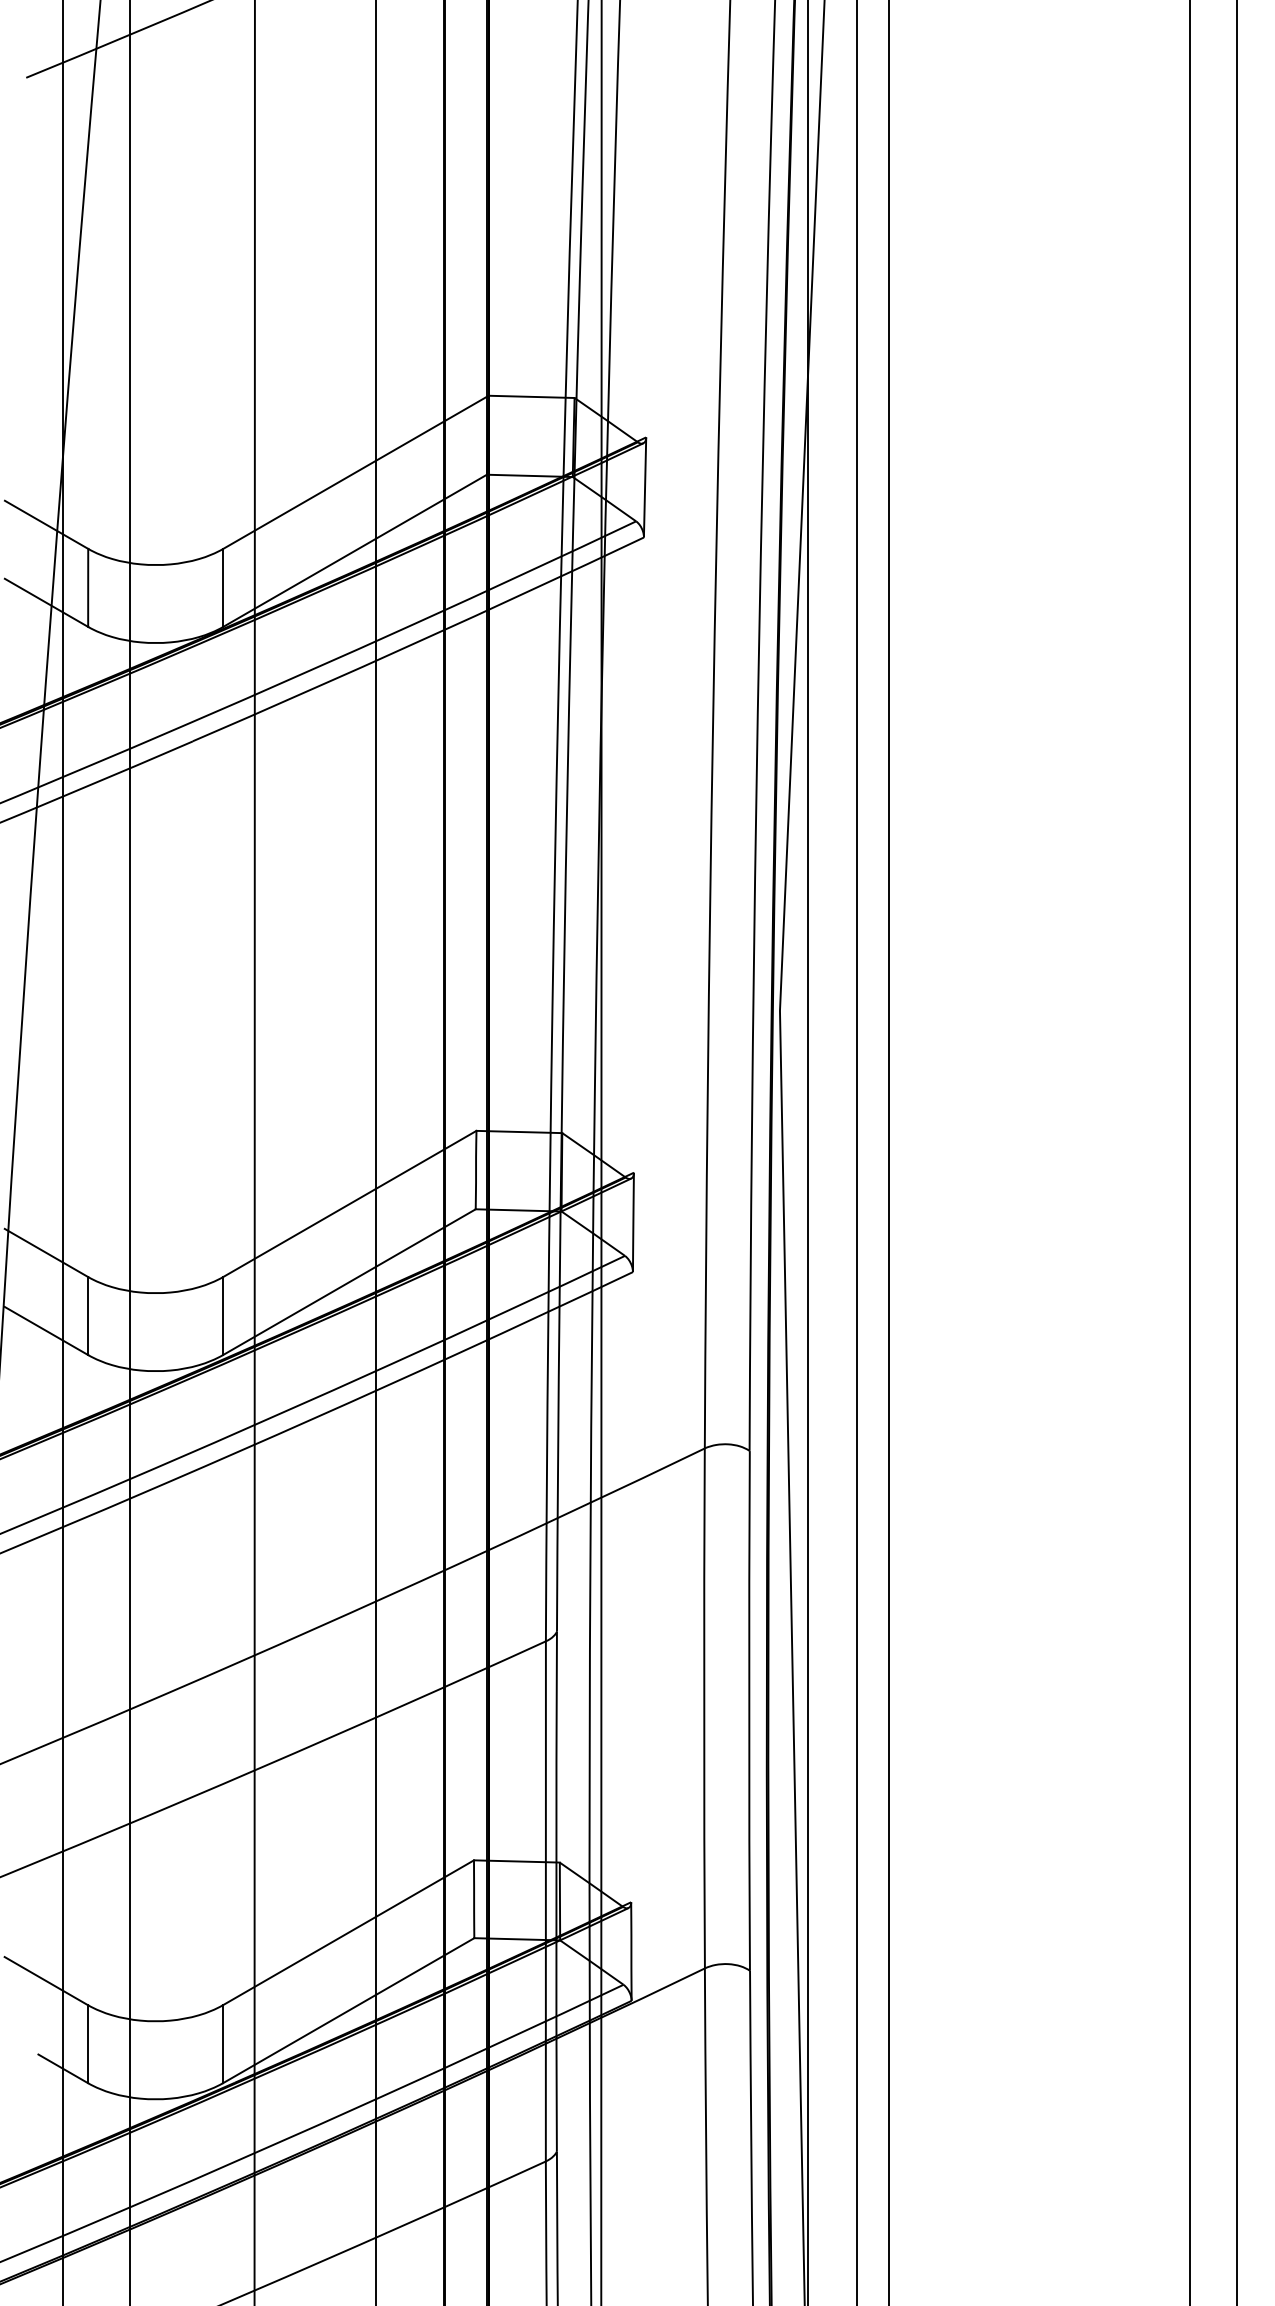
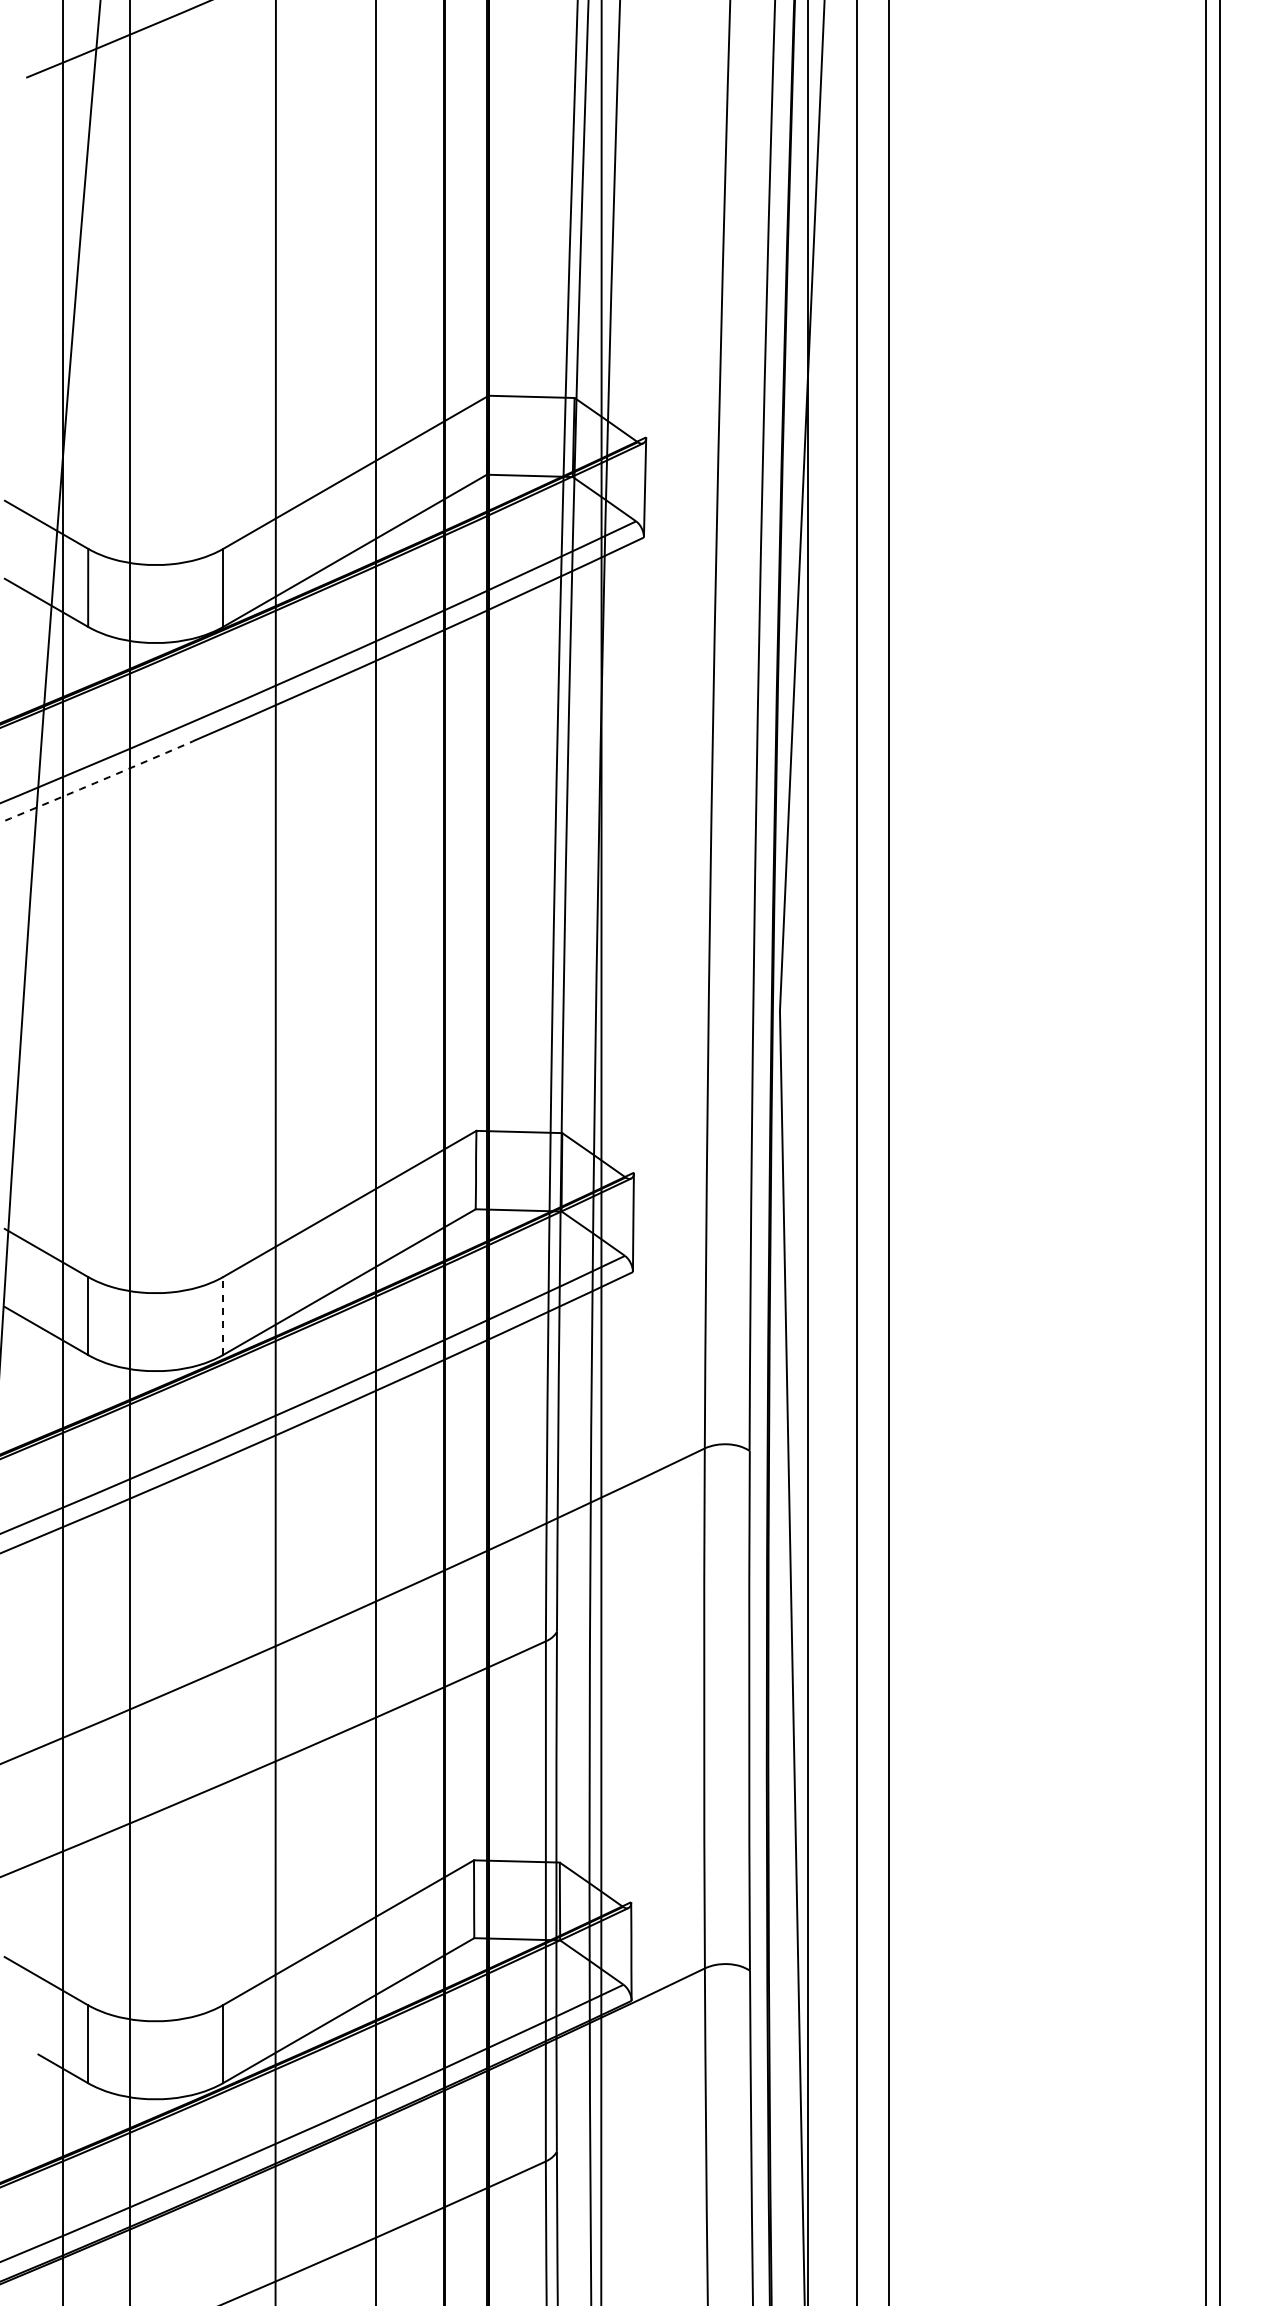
arc: solid -> dashed (96, 782)
line position: (254, 1152) -> (275, 1152) (275, 1152)
line position: (1189, 1152) -> (1205, 1152) (1205, 1152)
line position: (1236, 1152) -> (1219, 1152) (1219, 1152)
line: solid -> dashed (223, 1316)
